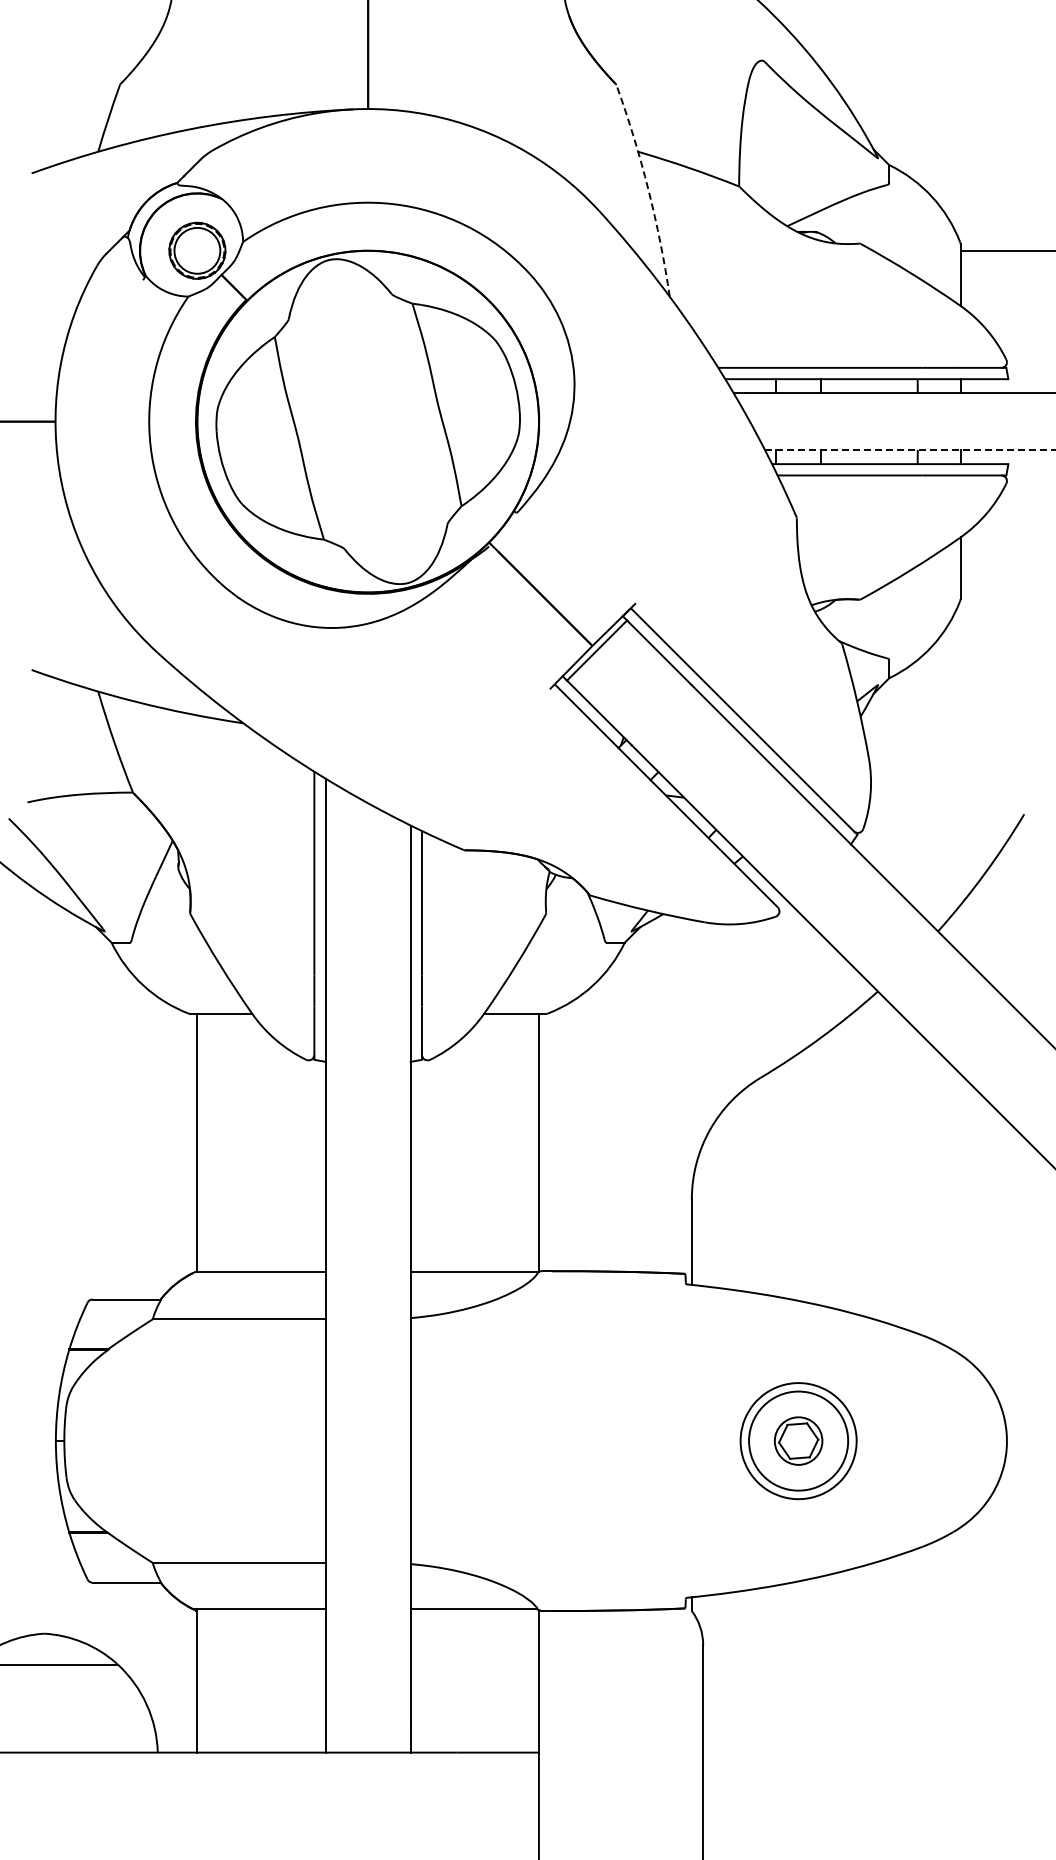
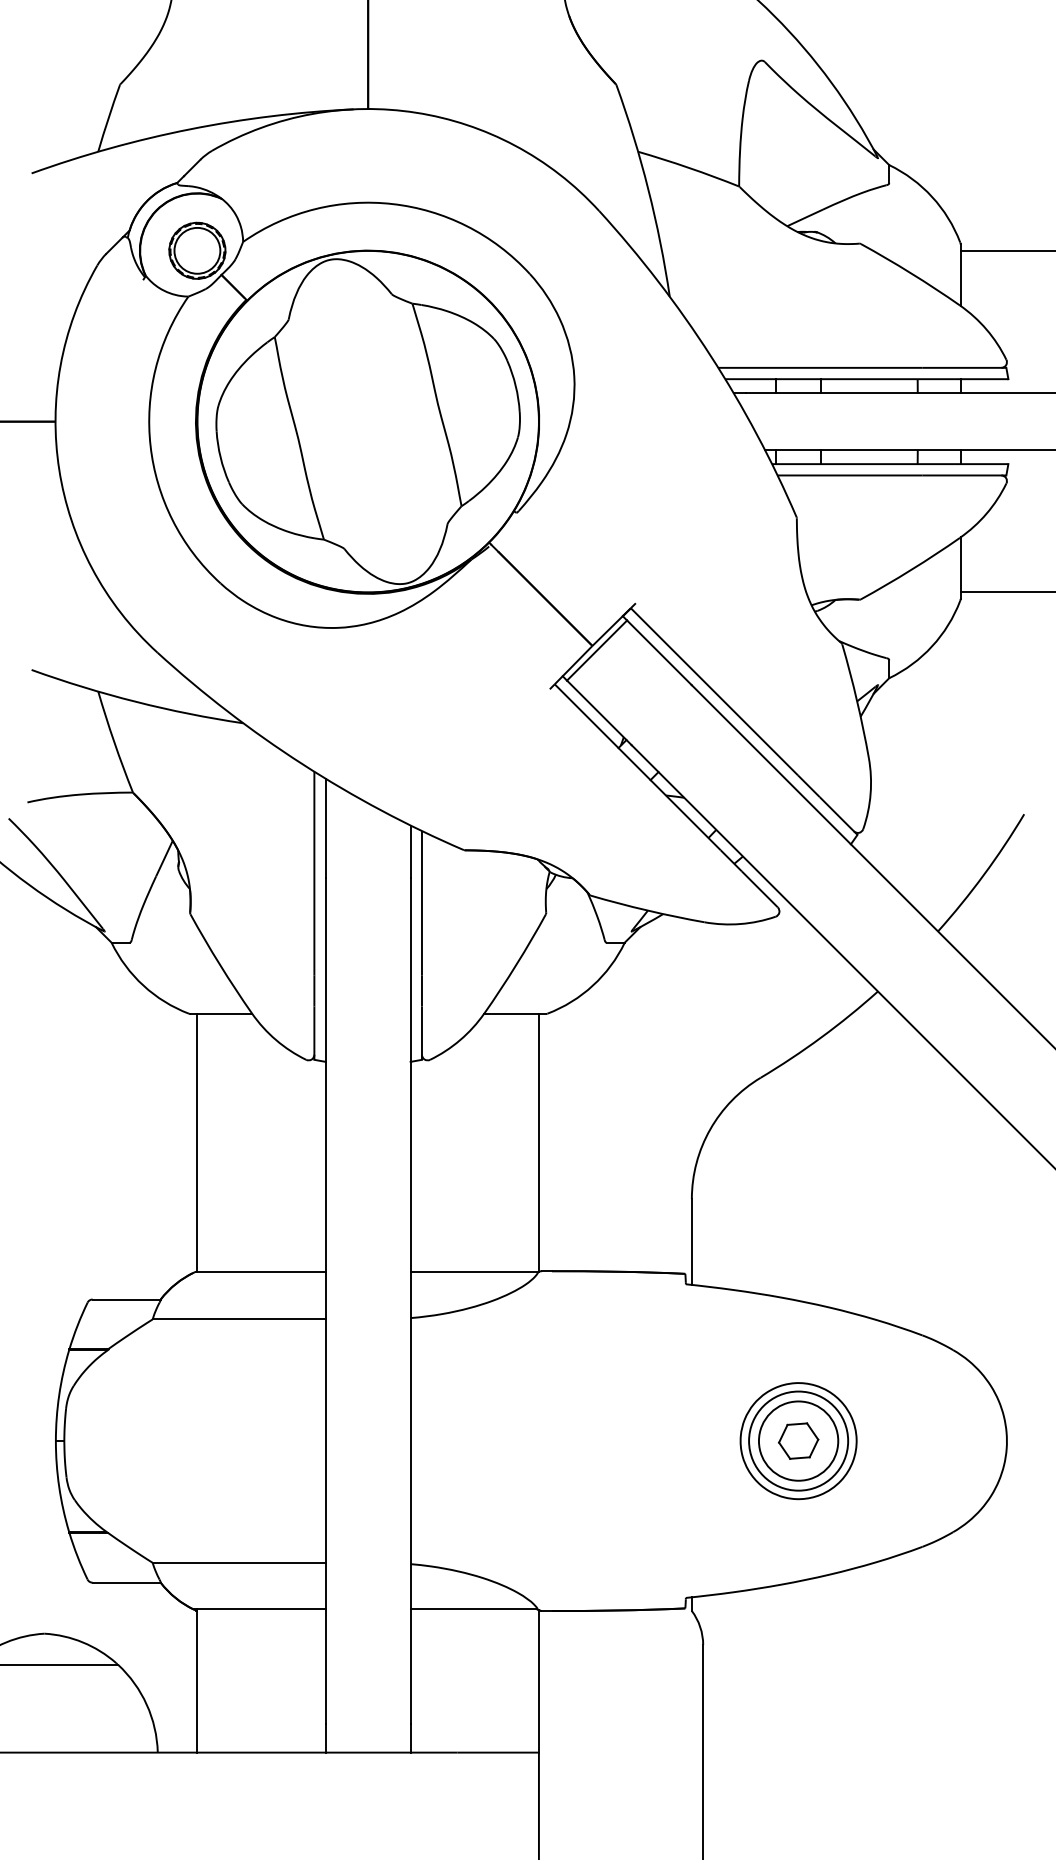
arc: dashed -> solid (648, 189)
line: dashed -> solid (910, 449)
line: none -> present (1006, 592)
circle diameter: 48 px -> 79 px (798, 1440)
